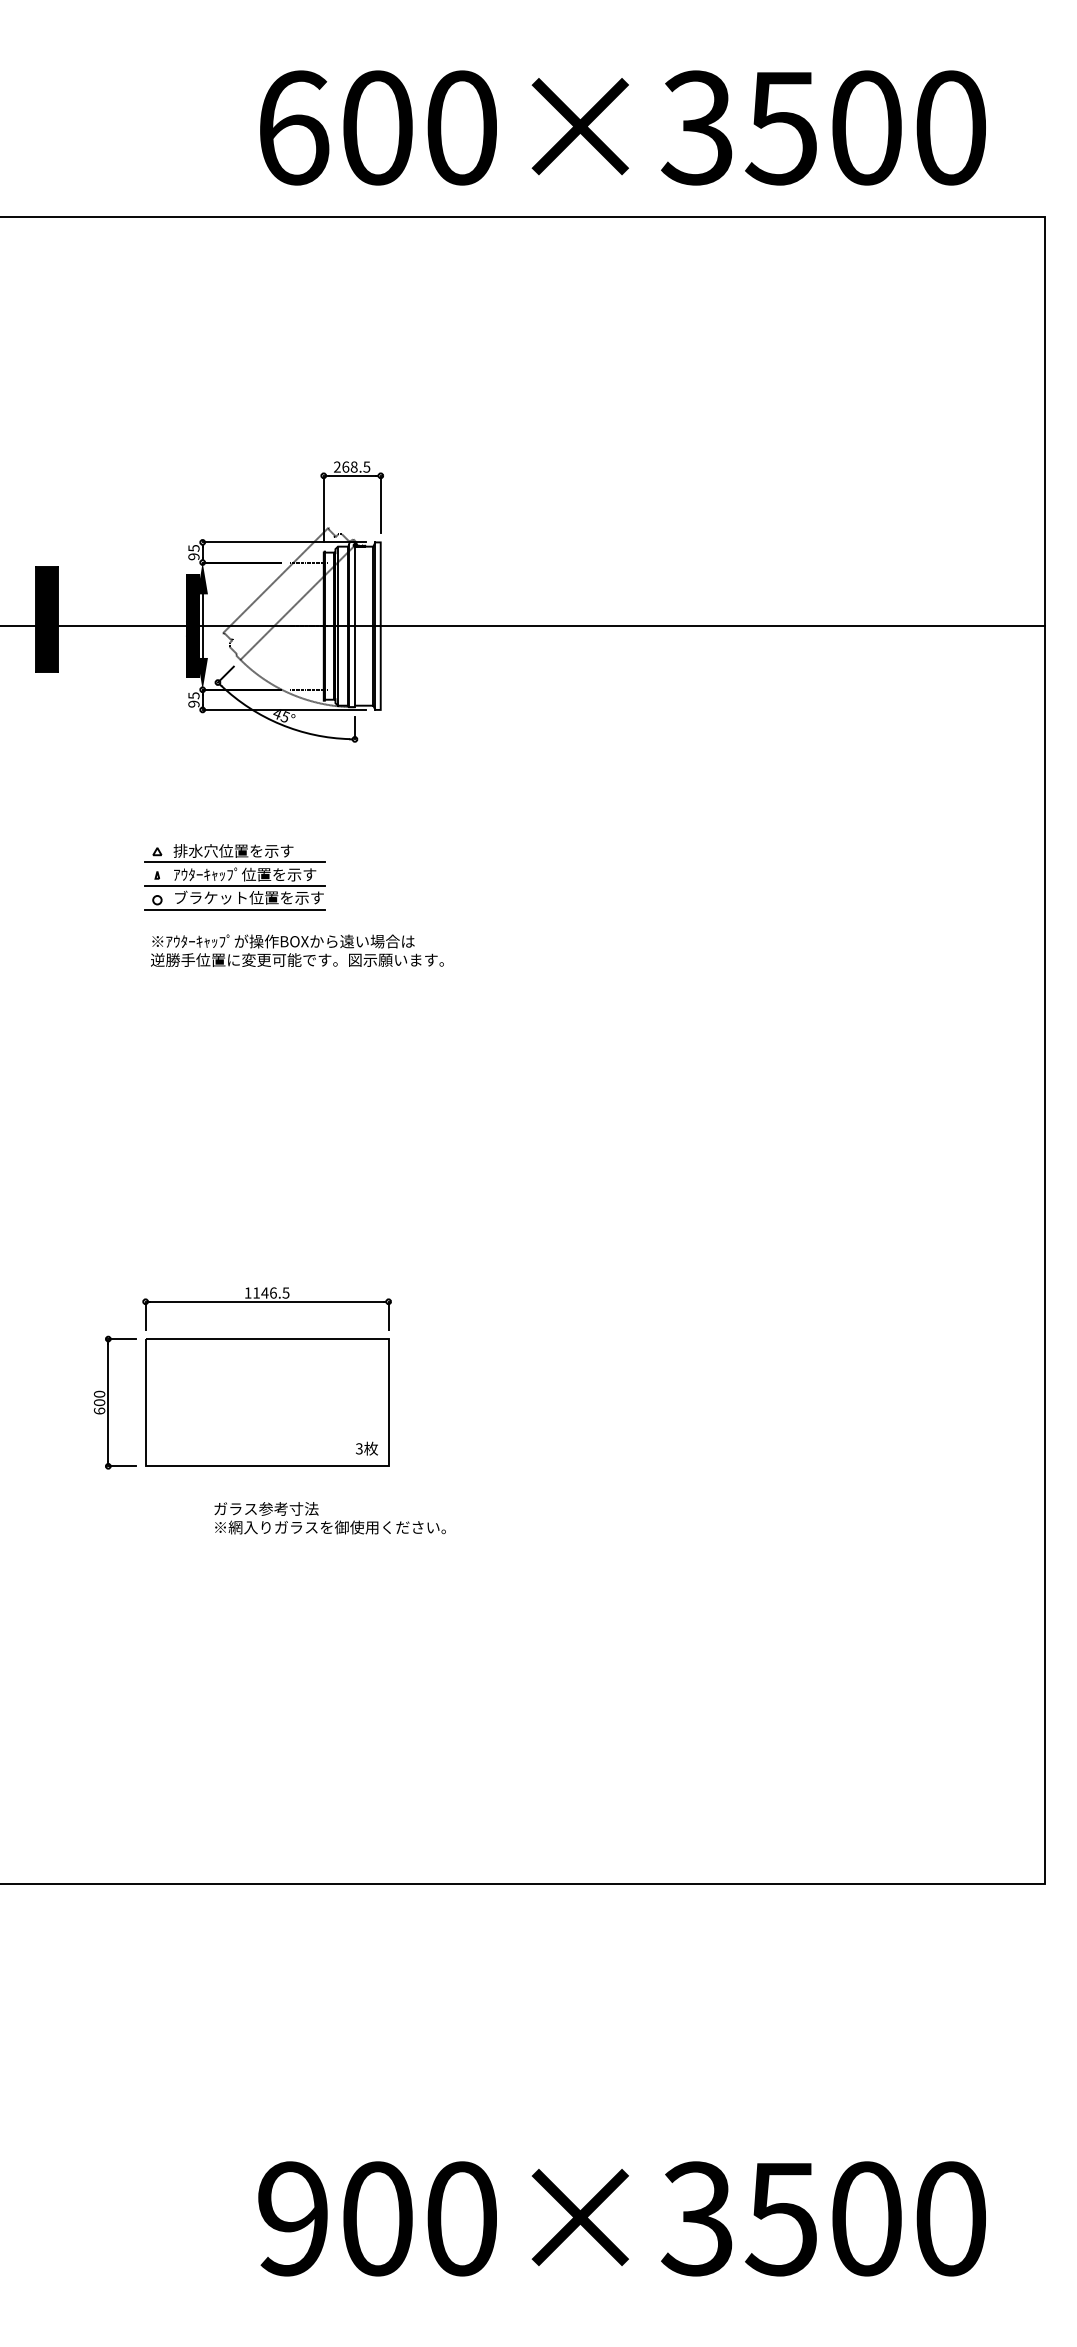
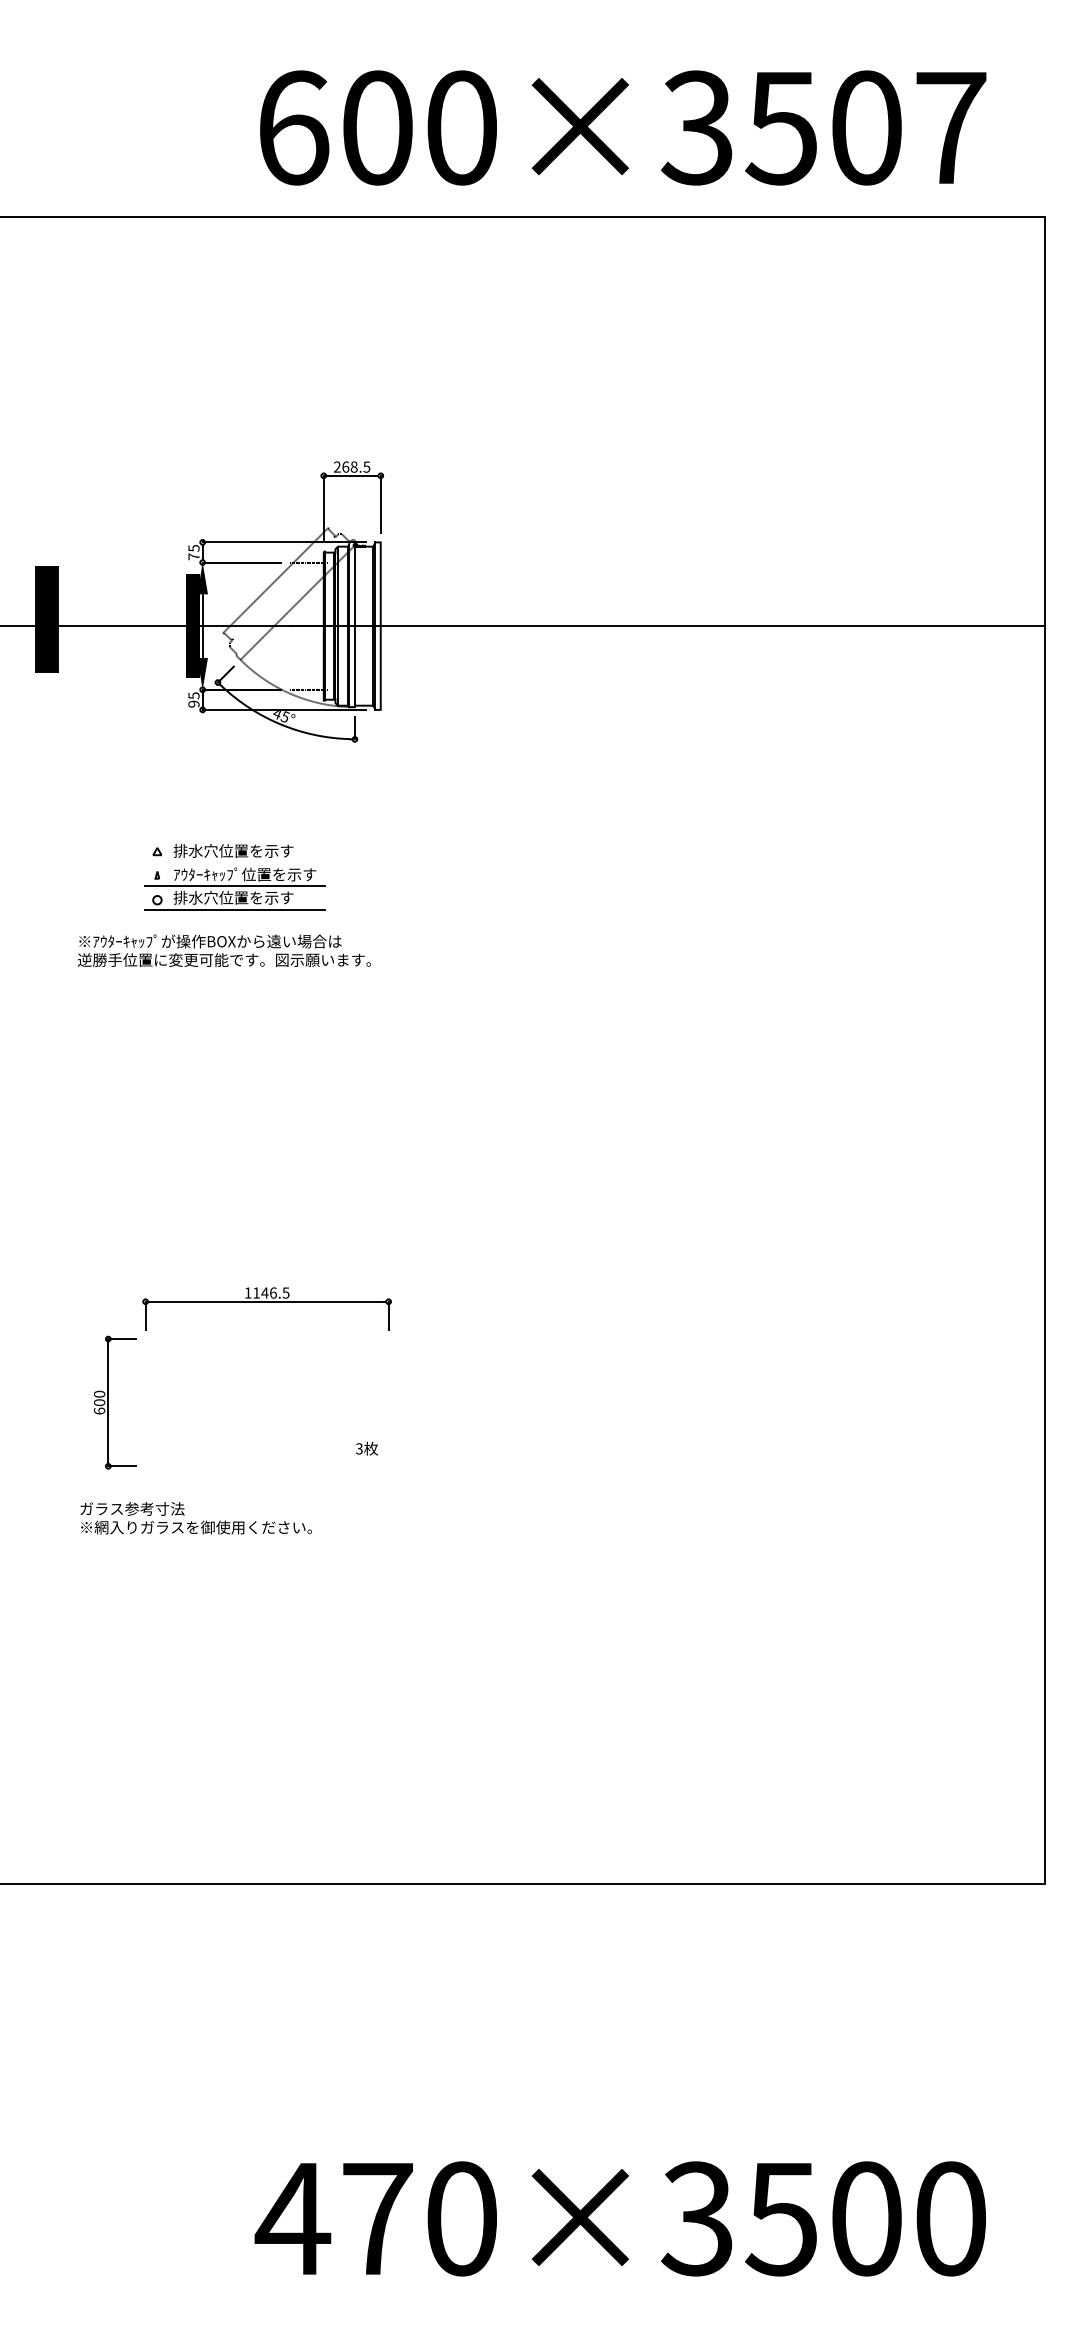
text: 600×3500 -> 600×3507 (951, 127)
text: 95 -> 75 (193, 556)
line: present -> none (234, 861)
text: ブラケット位置を示す -> 排水穴位置を示す (248, 897)
text position: (297, 950) -> (224, 950) (224, 950)
part: present -> none (267, 1402)
text position: (329, 1518) -> (195, 1518) (195, 1518)
text: 900×3500 -> 470×3500 (333, 2218)
